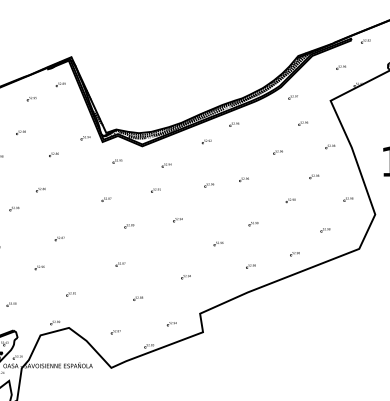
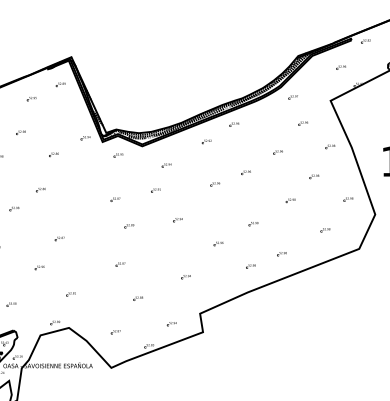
part position: (117, 161) -> (118, 155) (118, 155)
part position: (243, 179) -> (245, 172) (245, 172)
part position: (209, 185) -> (215, 184) (215, 184)
part position: (106, 199) -> (115, 199) (115, 199)
part position: (294, 254) -> (281, 254) (281, 254)
